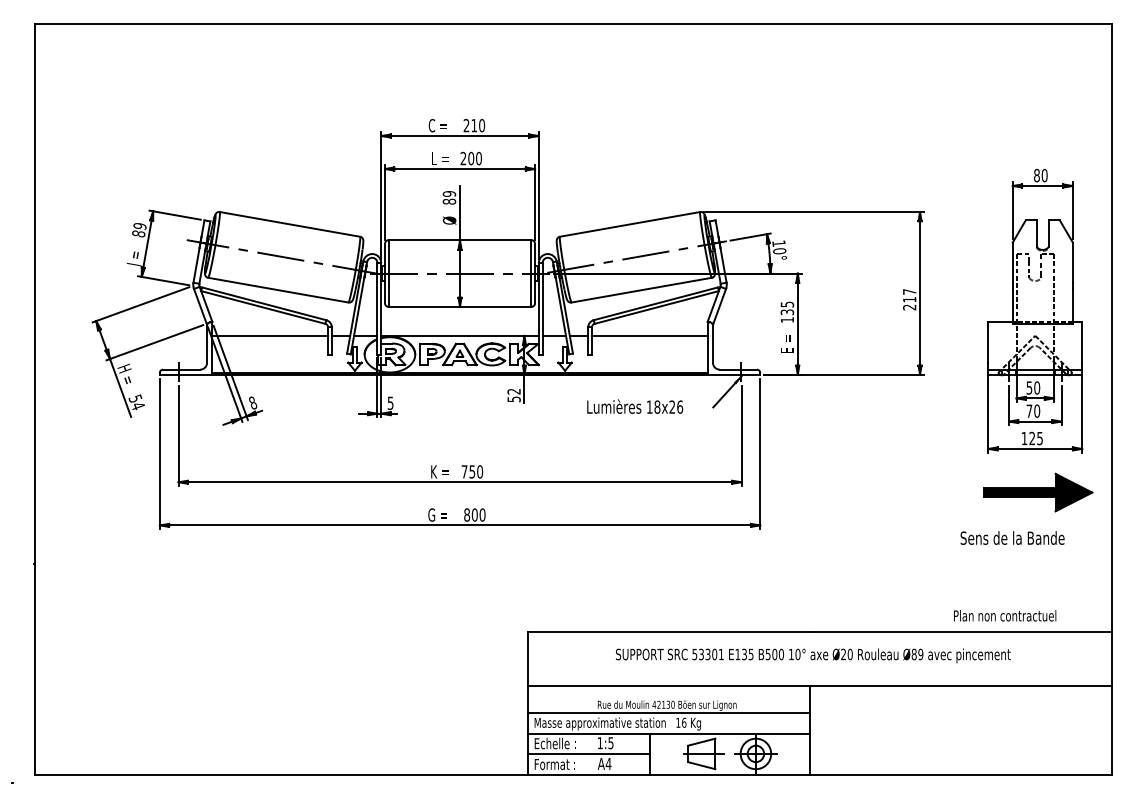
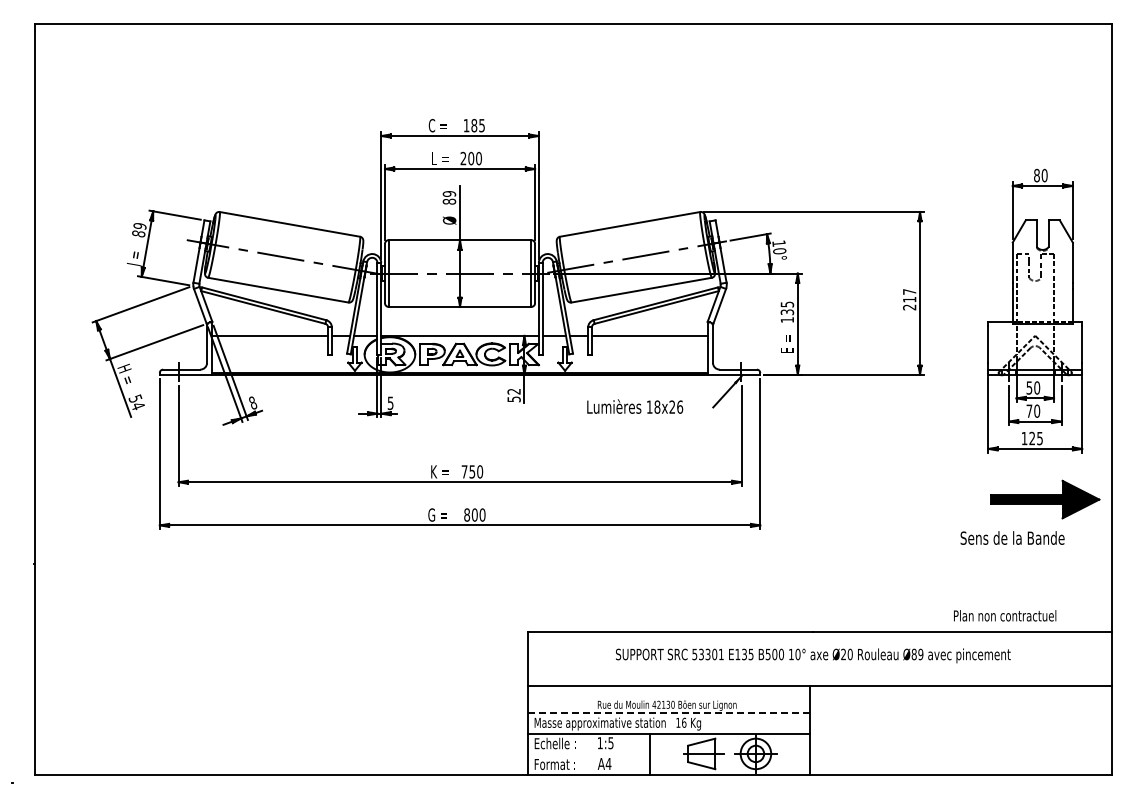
text: 210 -> 185 (474, 125)
part position: (1038, 492) -> (1045, 499) (1045, 499)
line: solid -> dashed (669, 713)
line: present -> none (588, 754)
